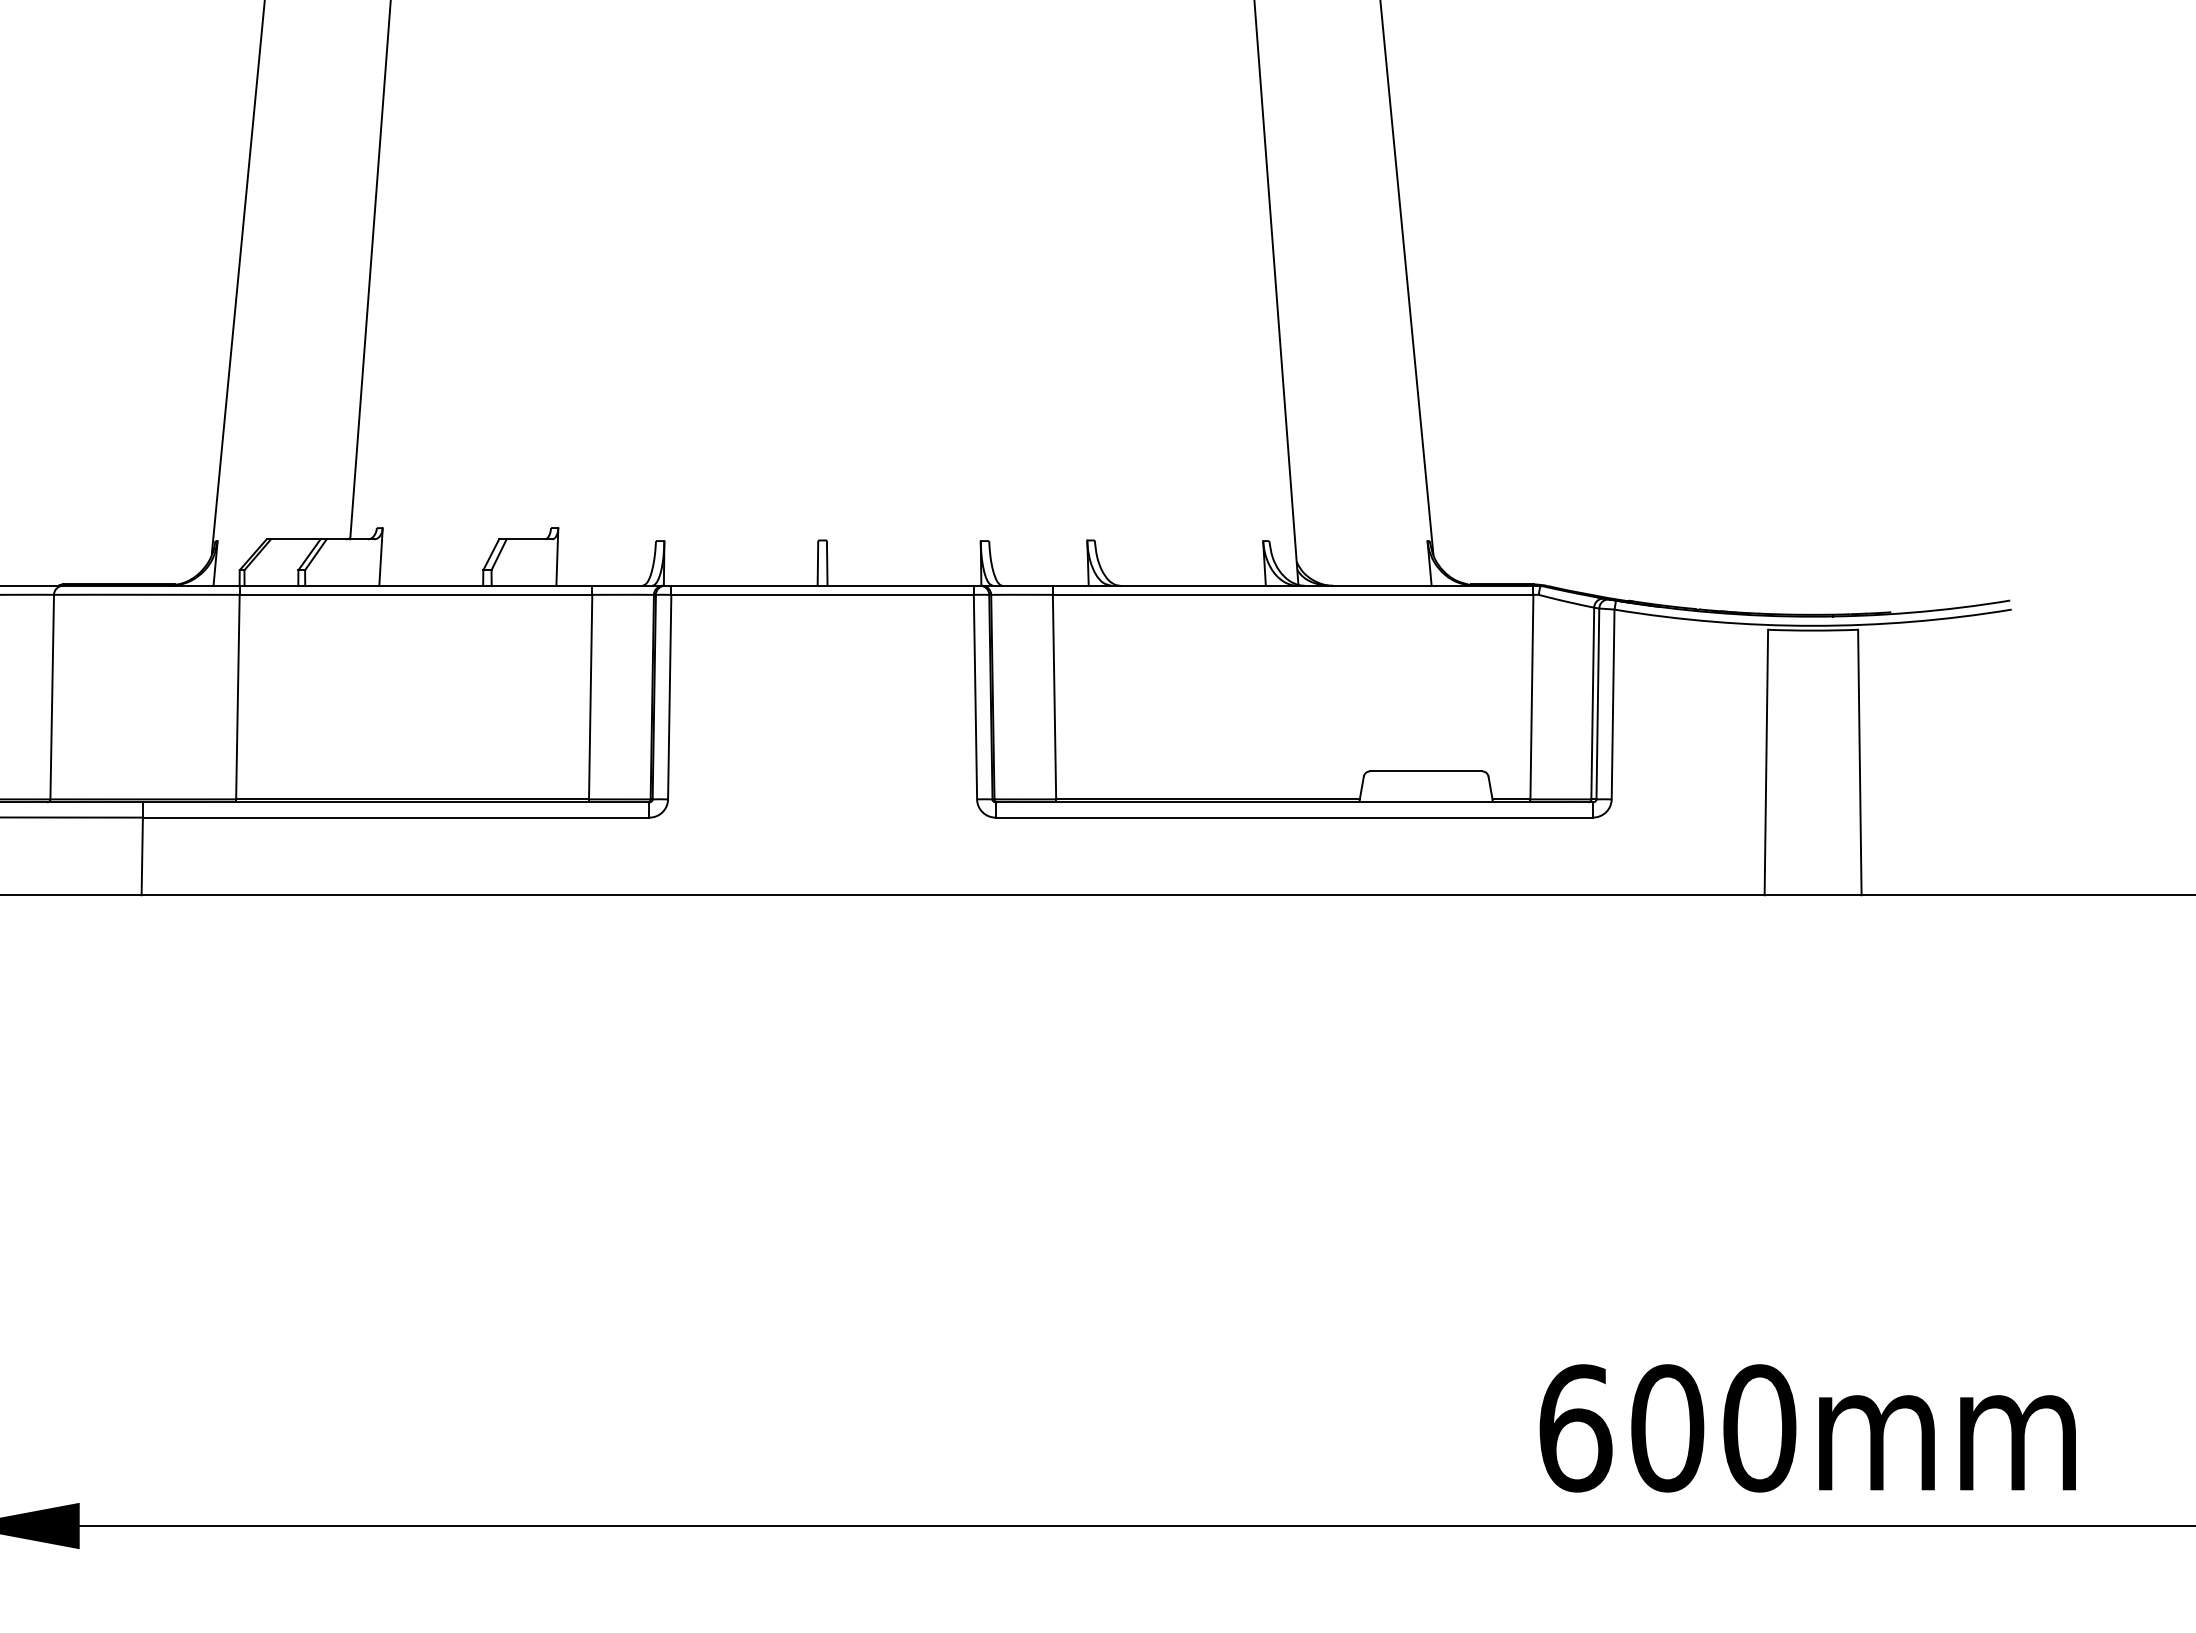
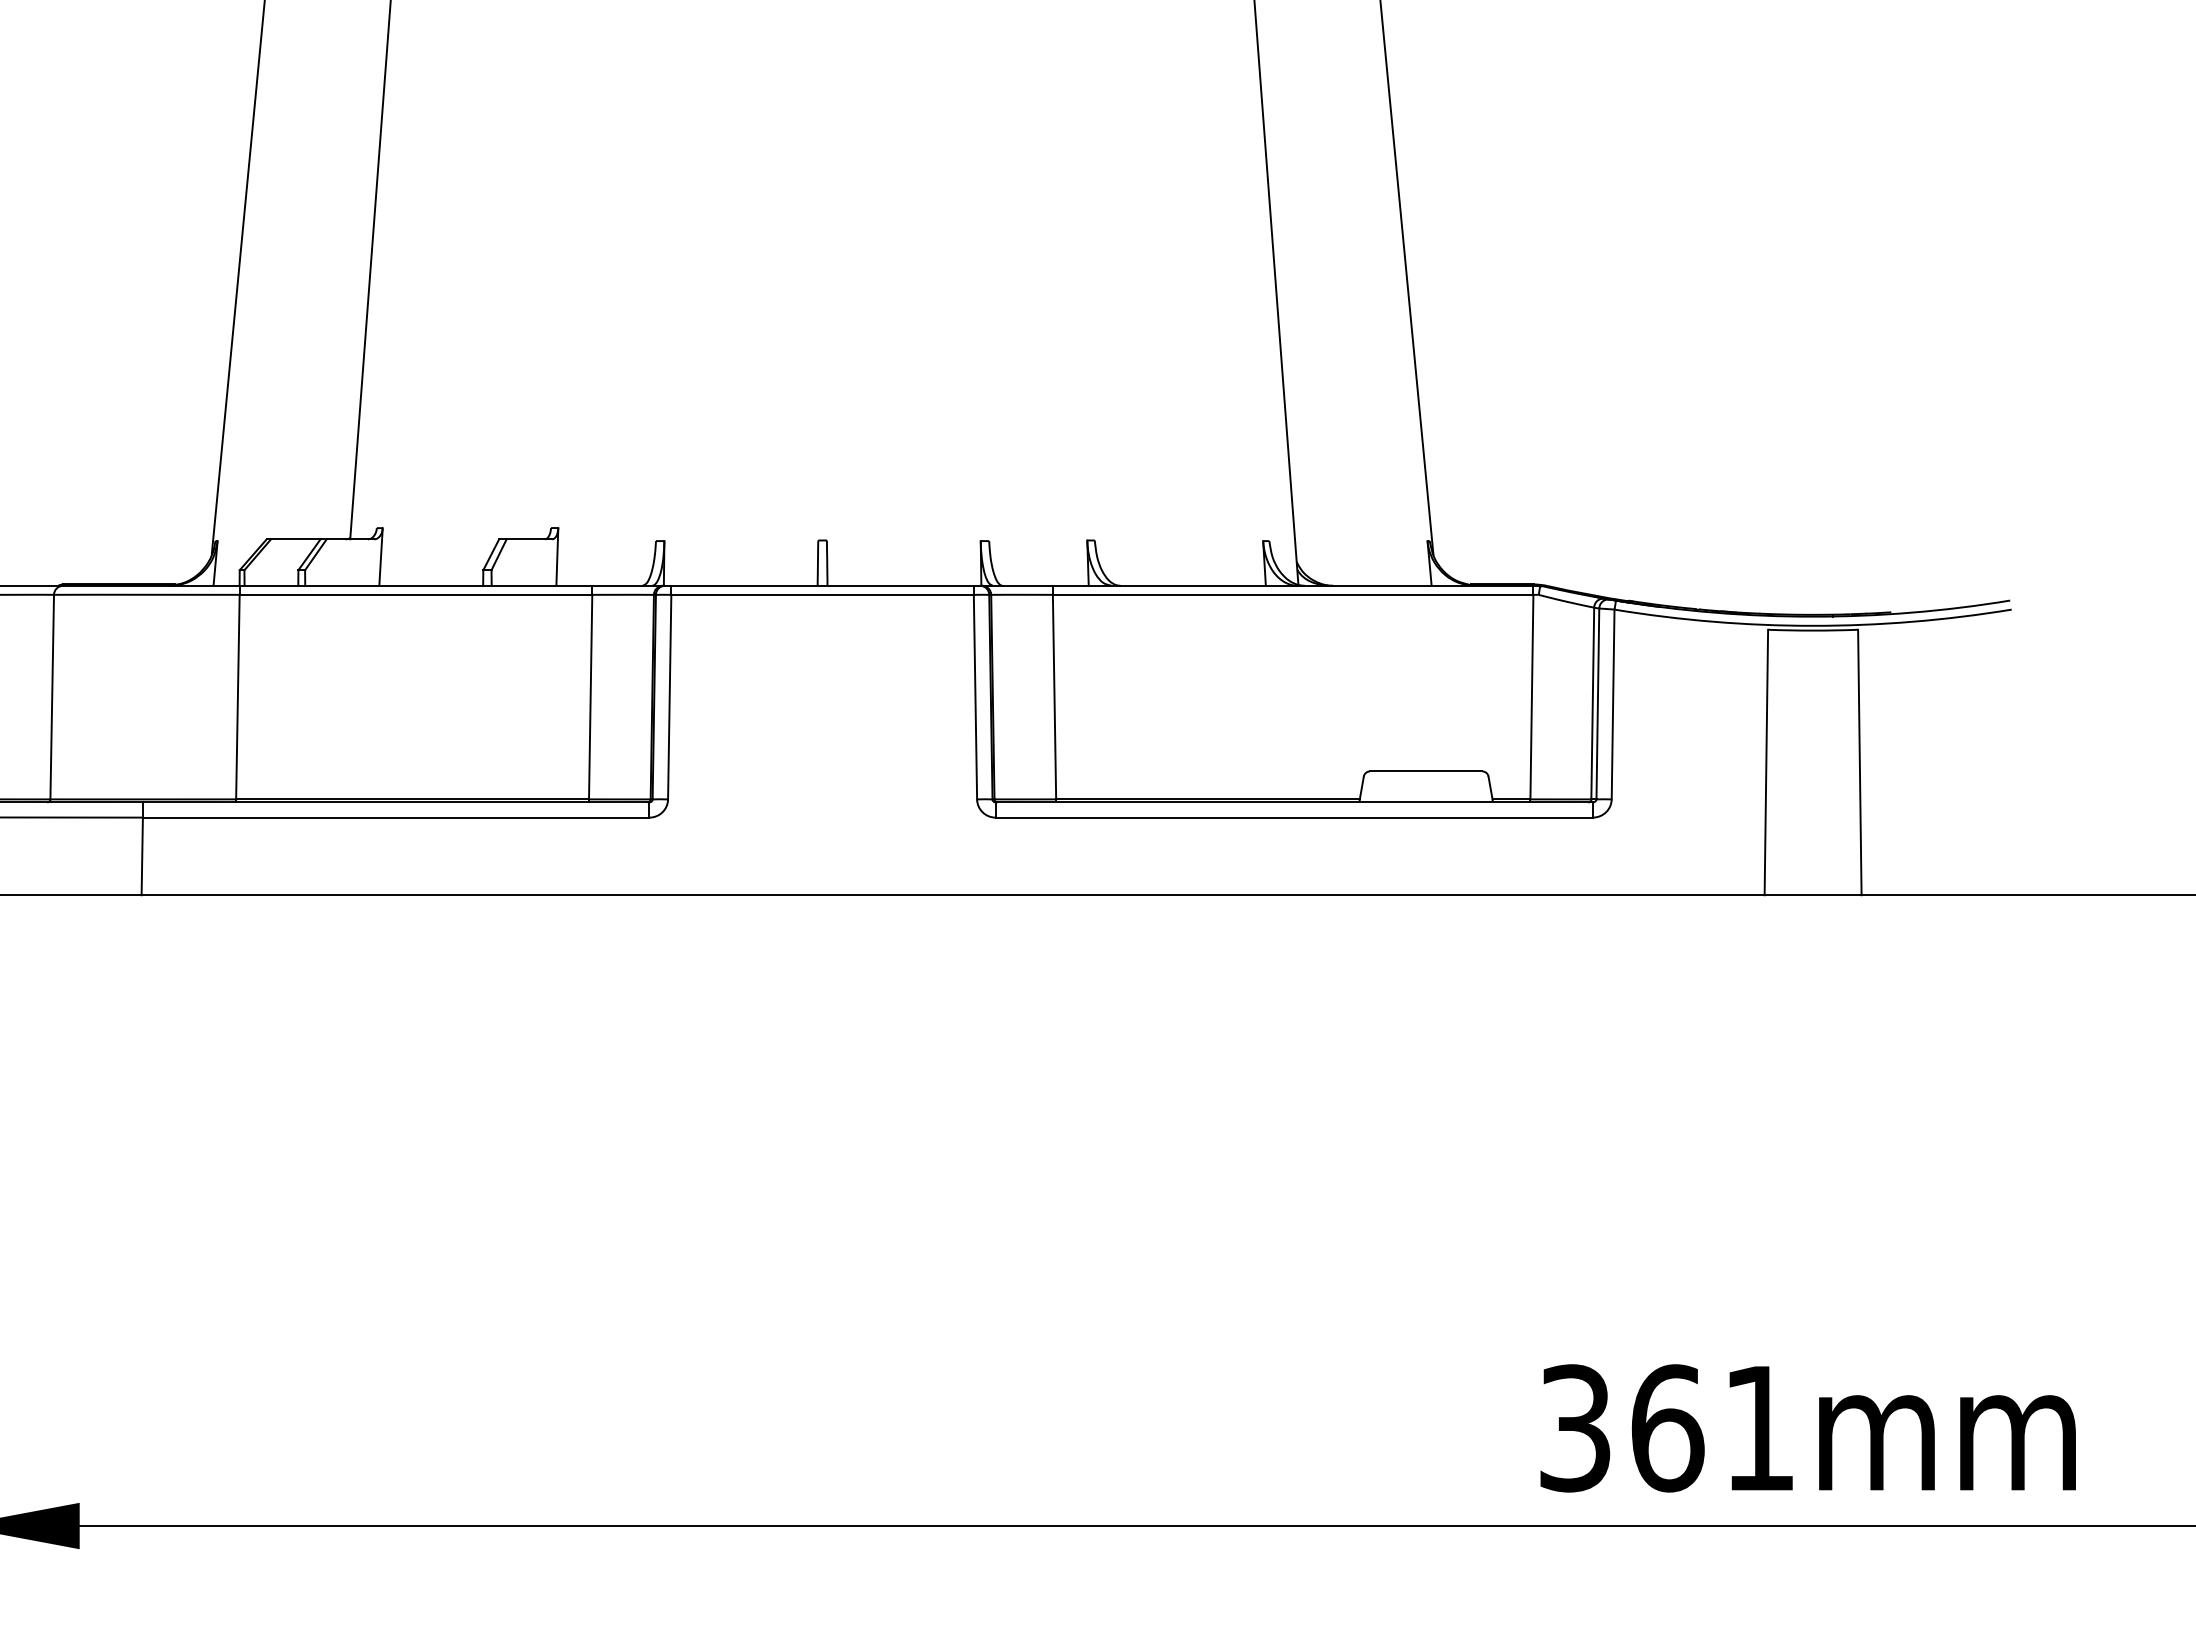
text: 600mm -> 361mm (1667, 1428)
